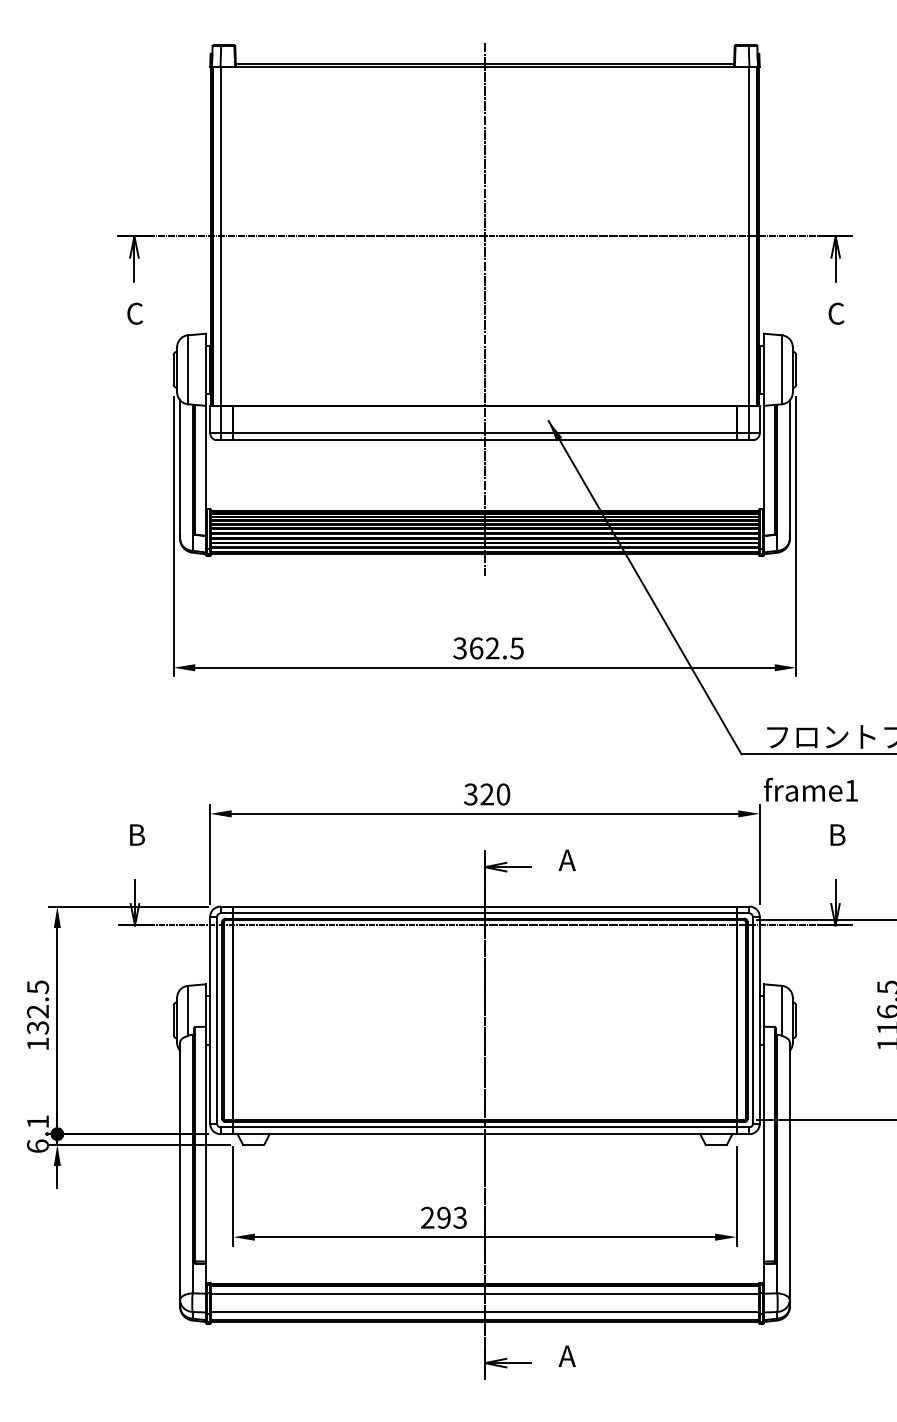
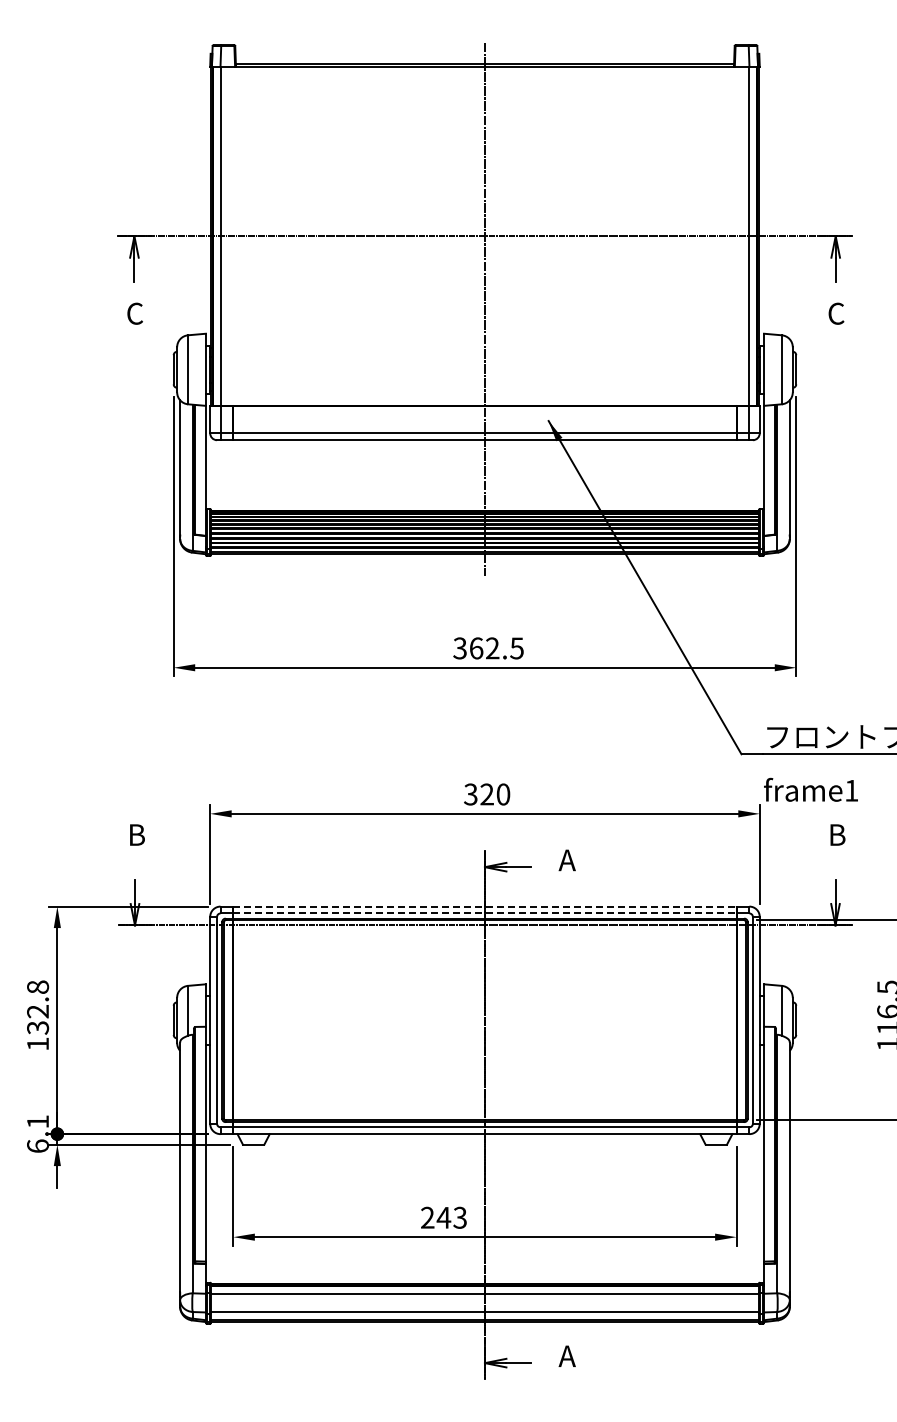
line: solid -> dashed (484, 906)
line: solid -> dashed (484, 913)
text: 132.5 -> 132.8 (37, 987)
text: 293 -> 243 (443, 1217)
